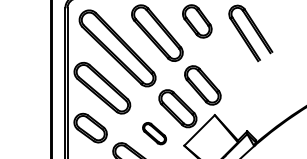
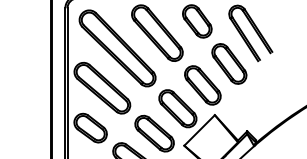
part: none -> present (229, 63)
part size: 25x24 px -> 41x39 px (154, 133)
